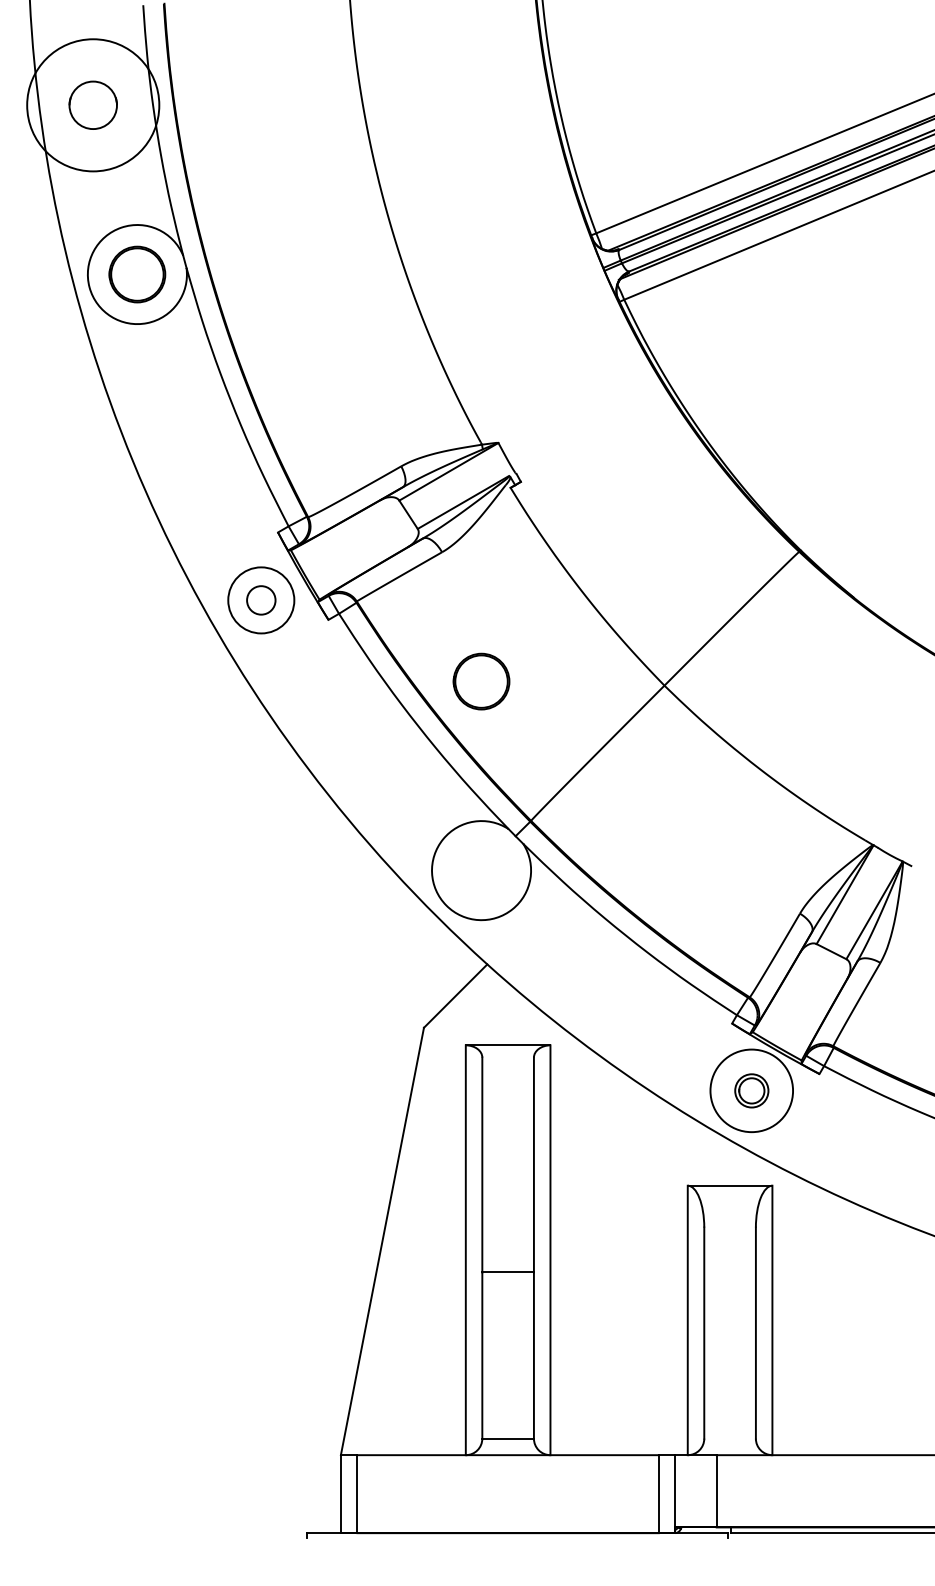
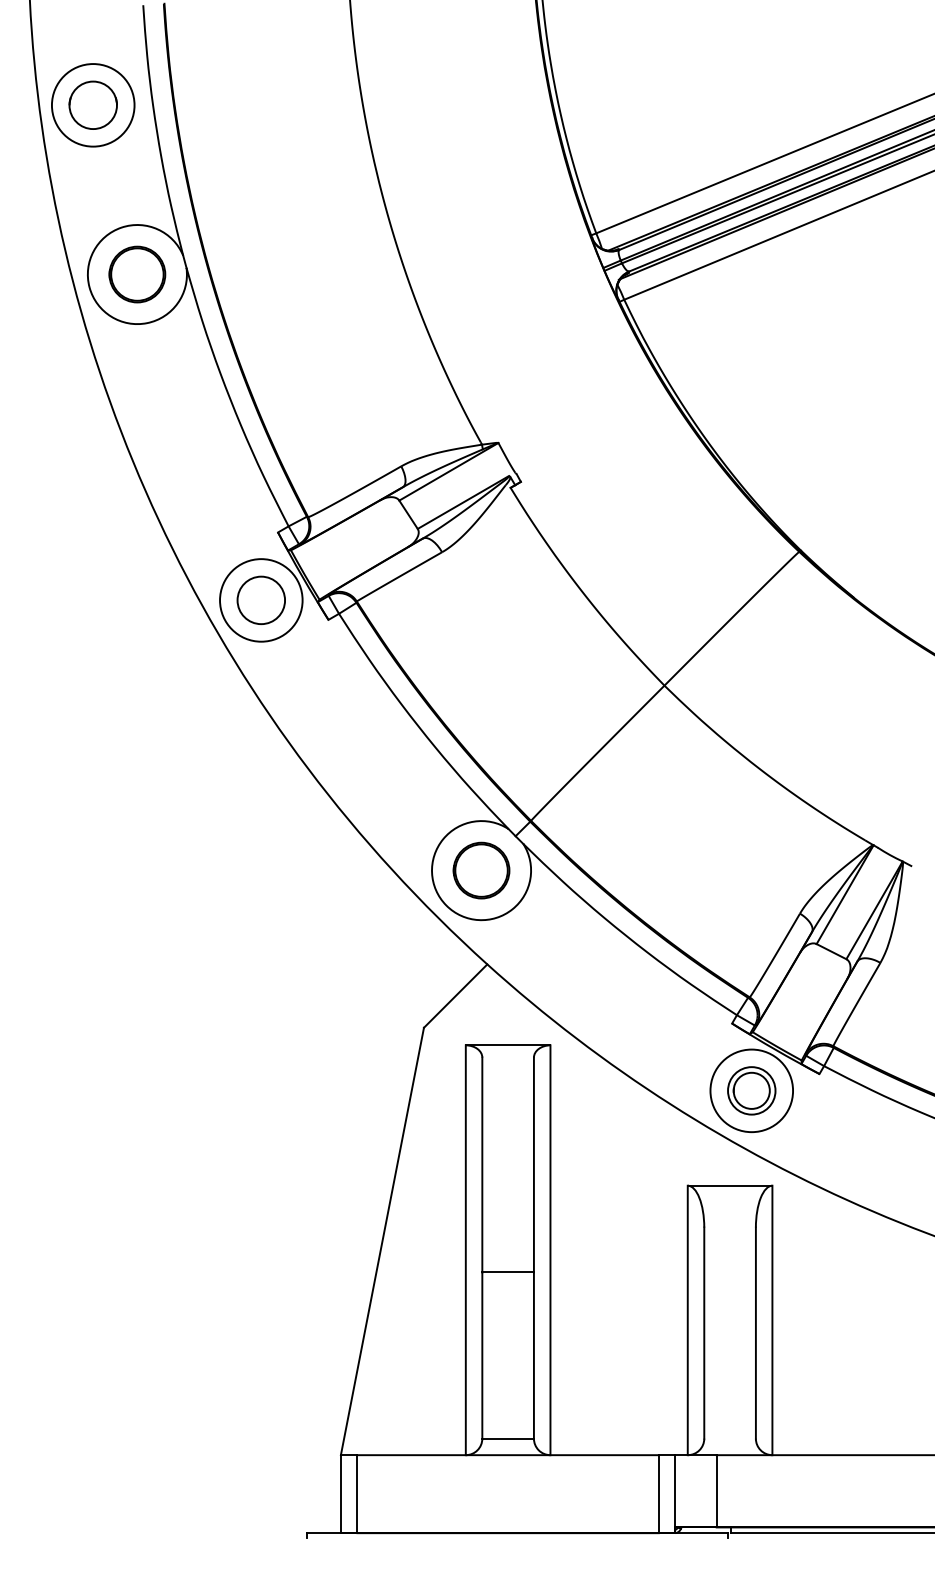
circle diameter: 132 px -> 83 px (92, 105)
circle diameter: 28 px -> 47 px (261, 600)
circle diameter: 66 px -> 83 px (261, 600)
part position: (481, 681) -> (481, 870) (481, 870)
part size: 36x36 px -> 50x50 px (751, 1090)
